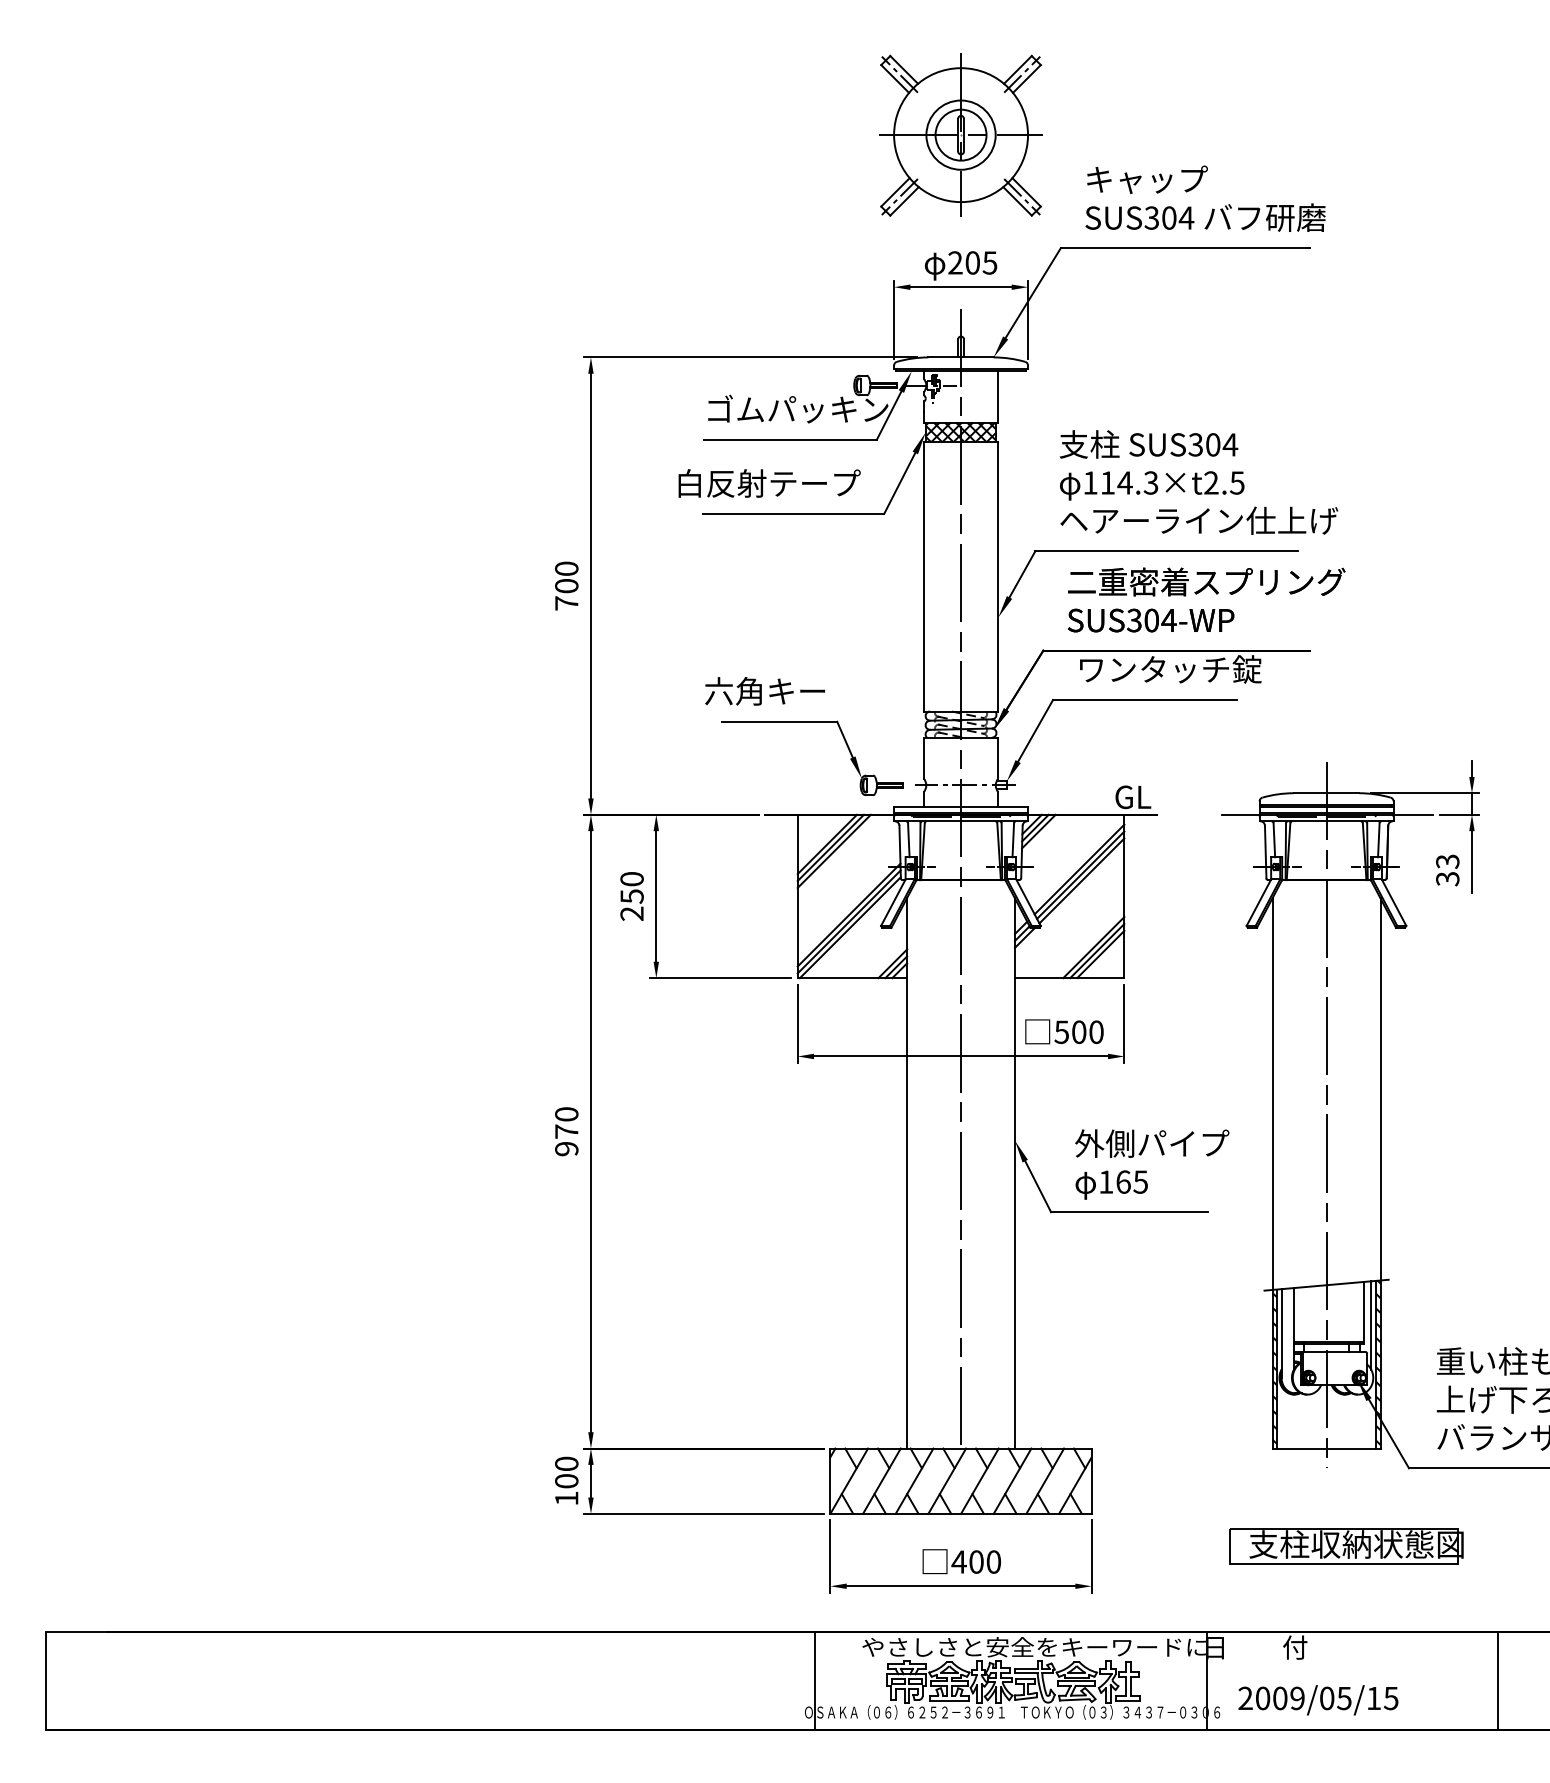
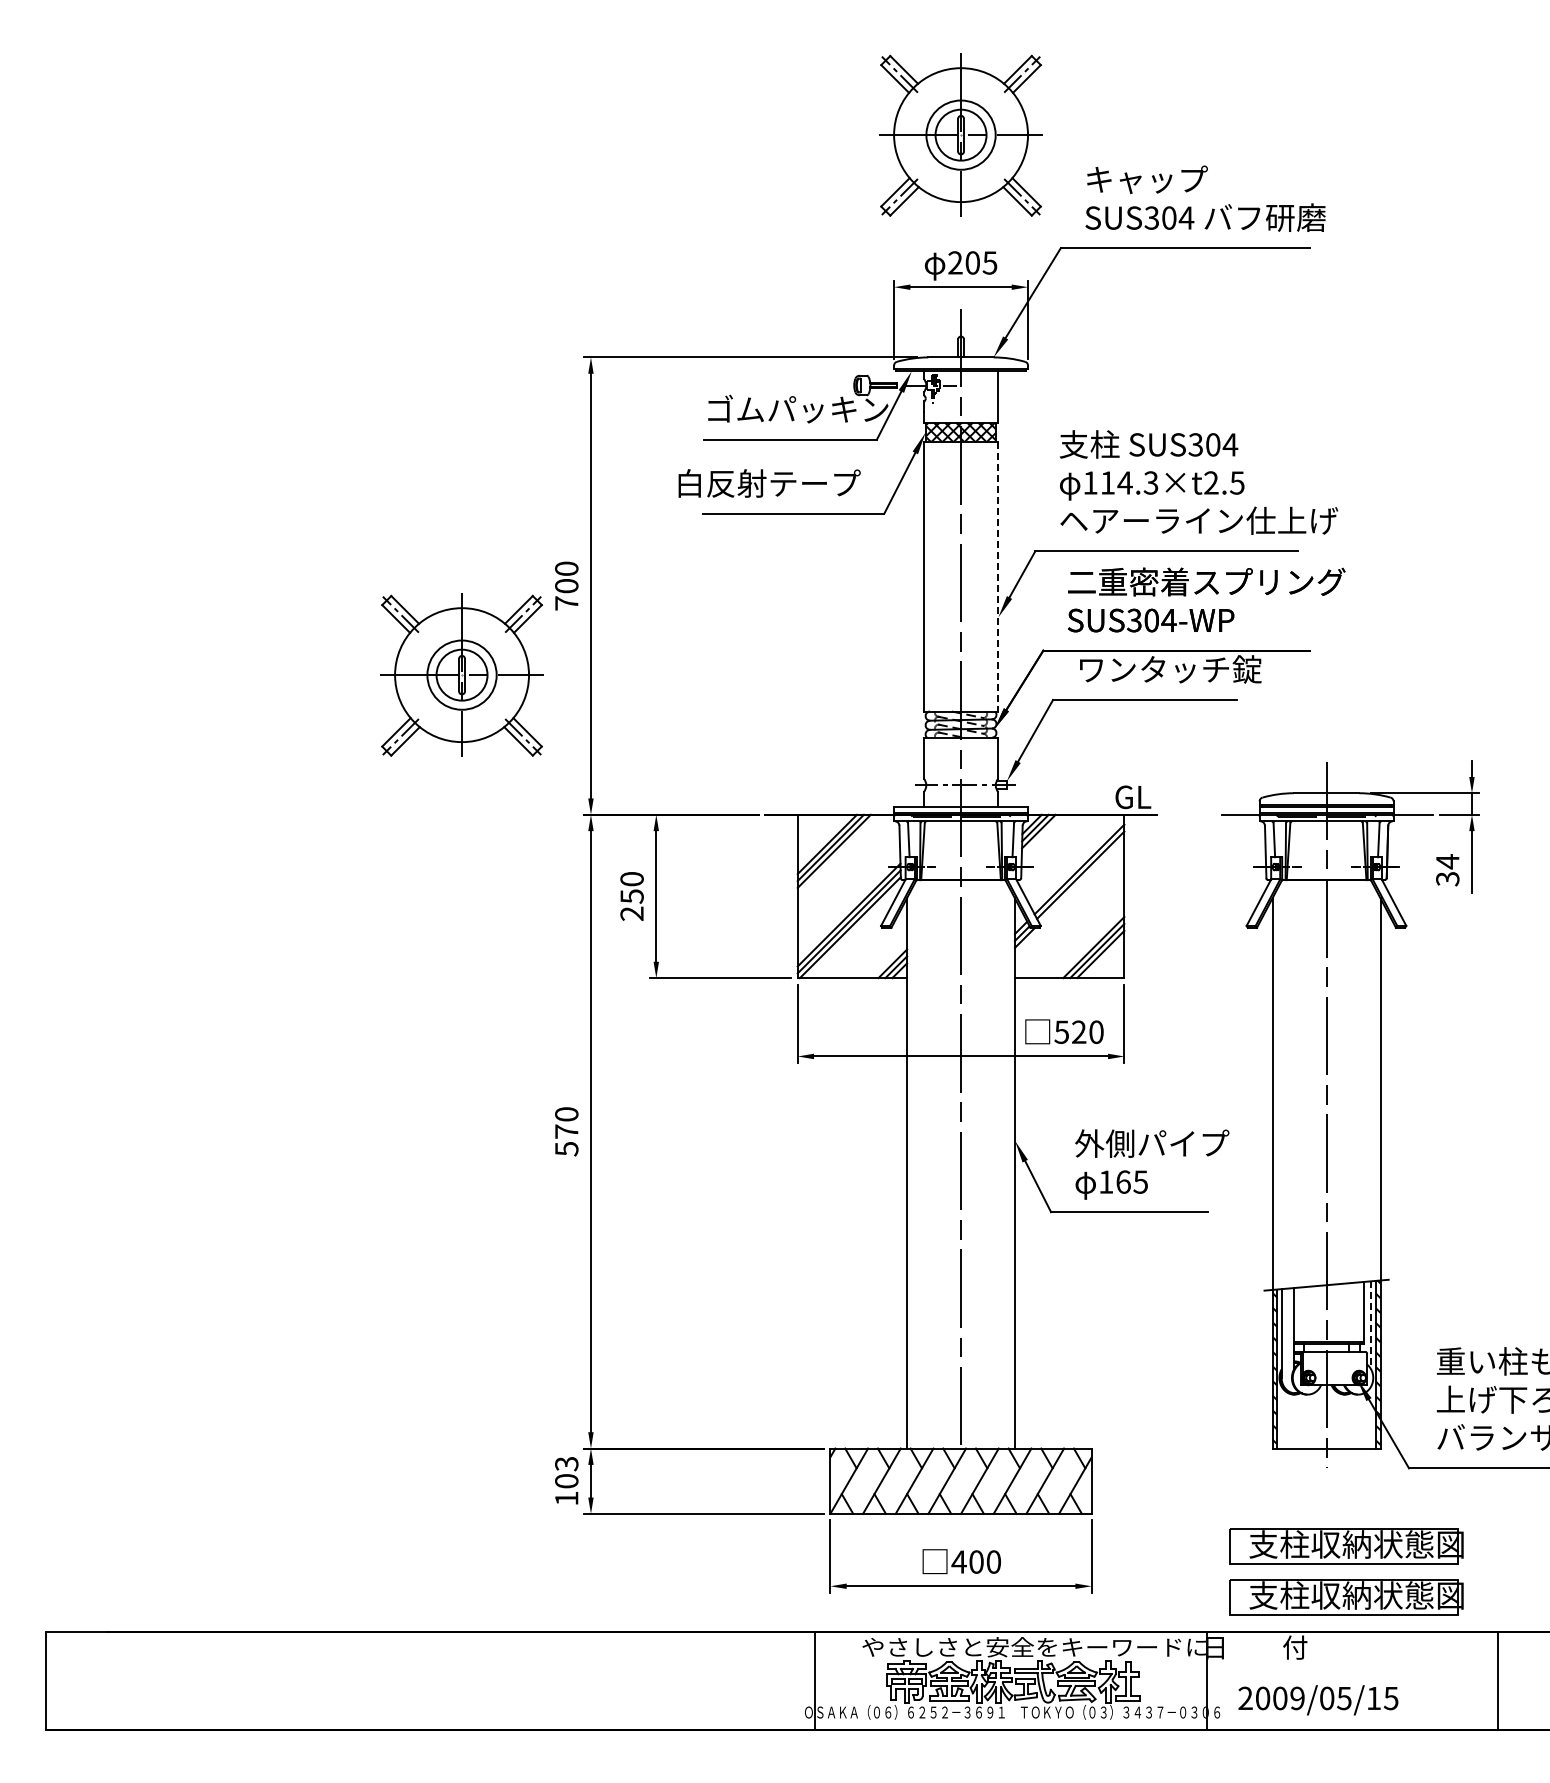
line: solid -> dashed (998, 576)
part: none -> present (461, 674)
part: present -> none (804, 722)
text: 33 -> 34 (1447, 861)
line: present -> none (1081, 880)
text: 500 -> 520 (1079, 1032)
text: 970 -> 570 (566, 1149)
line: solid -> dashed (1371, 1326)
text: 100 -> 103 (566, 1463)
part: none -> present (1346, 1597)
